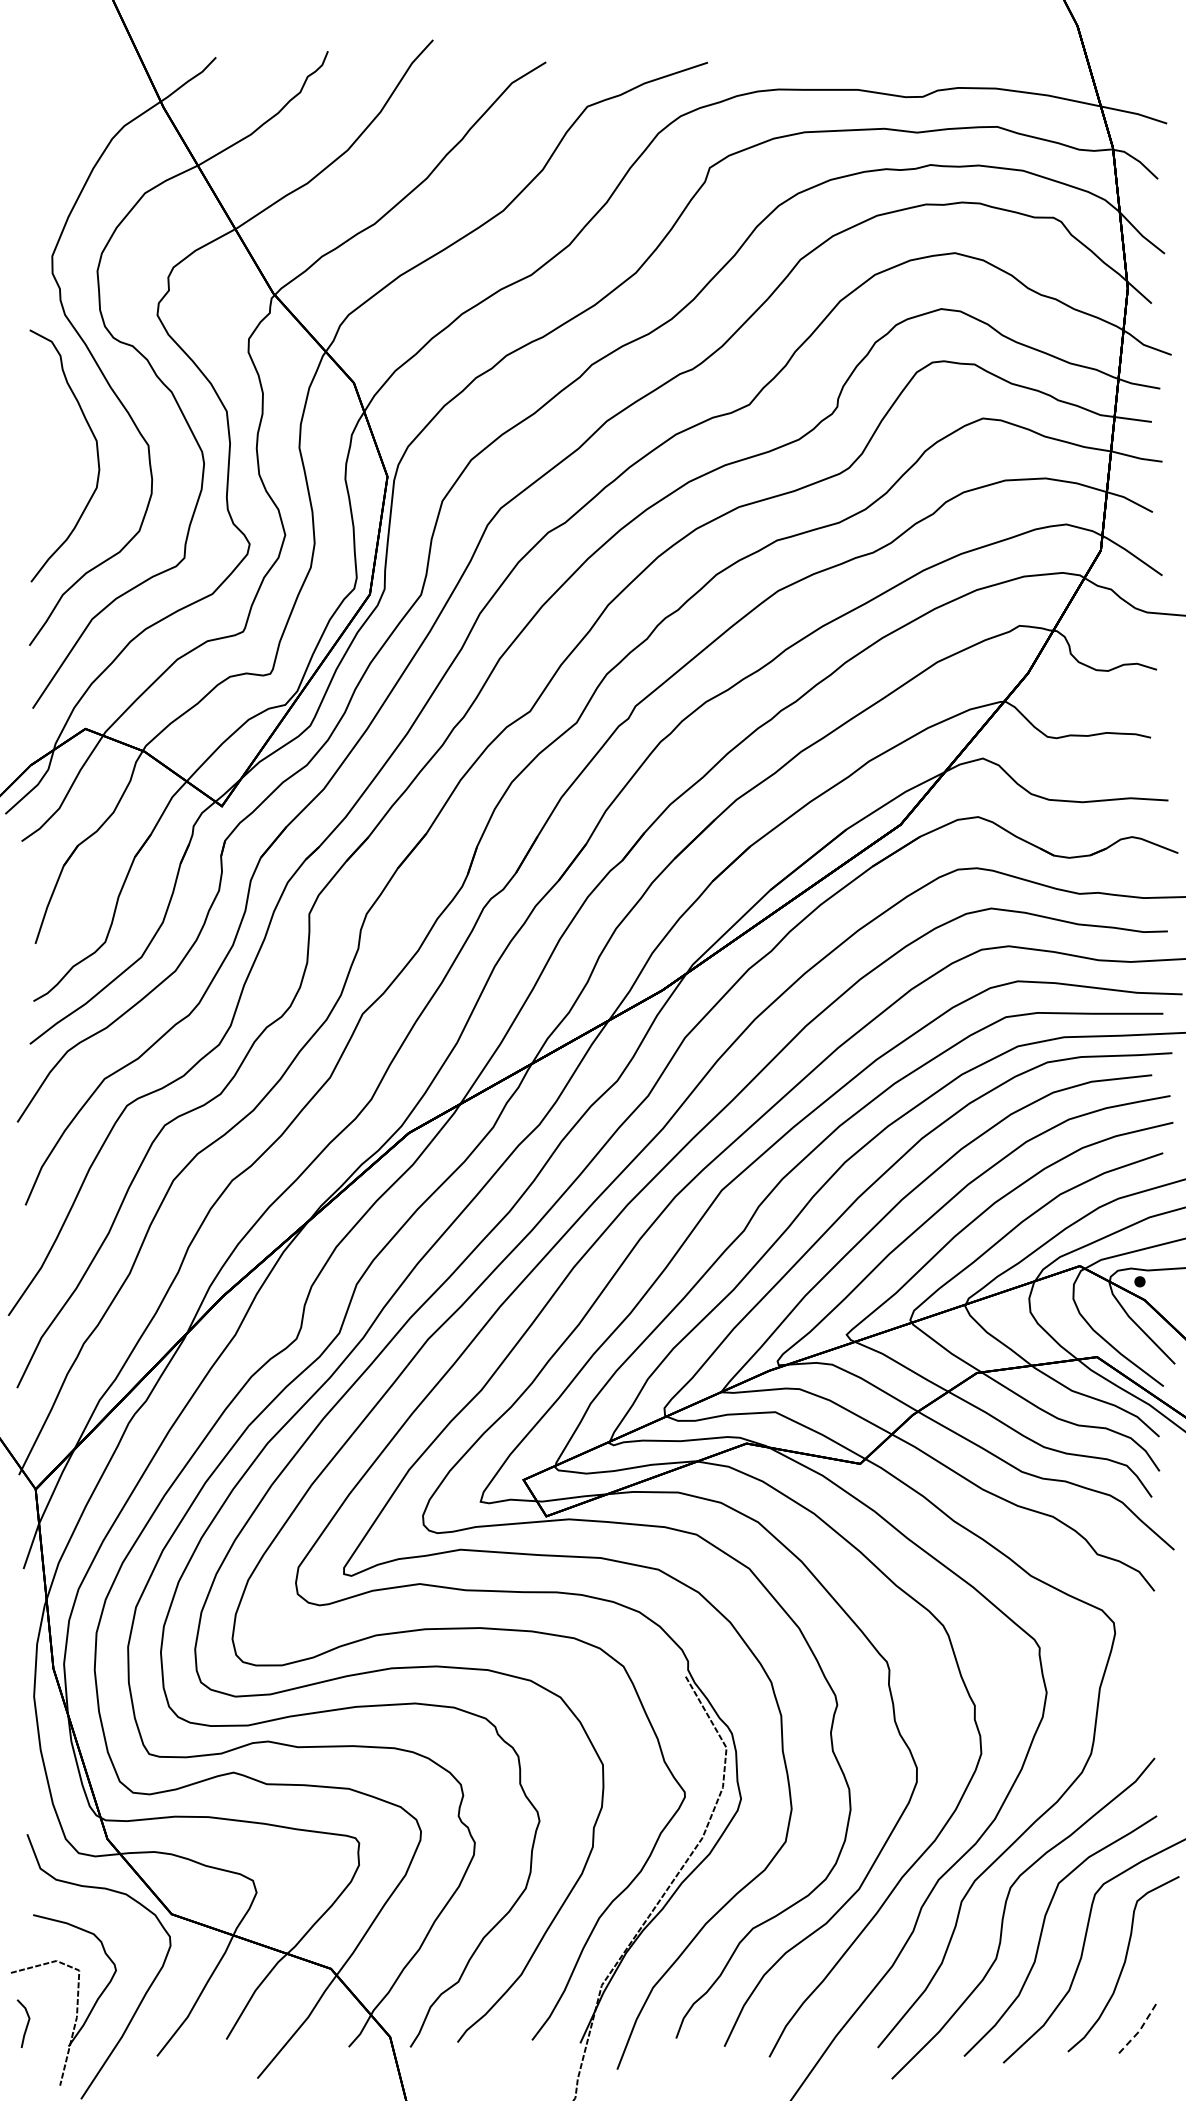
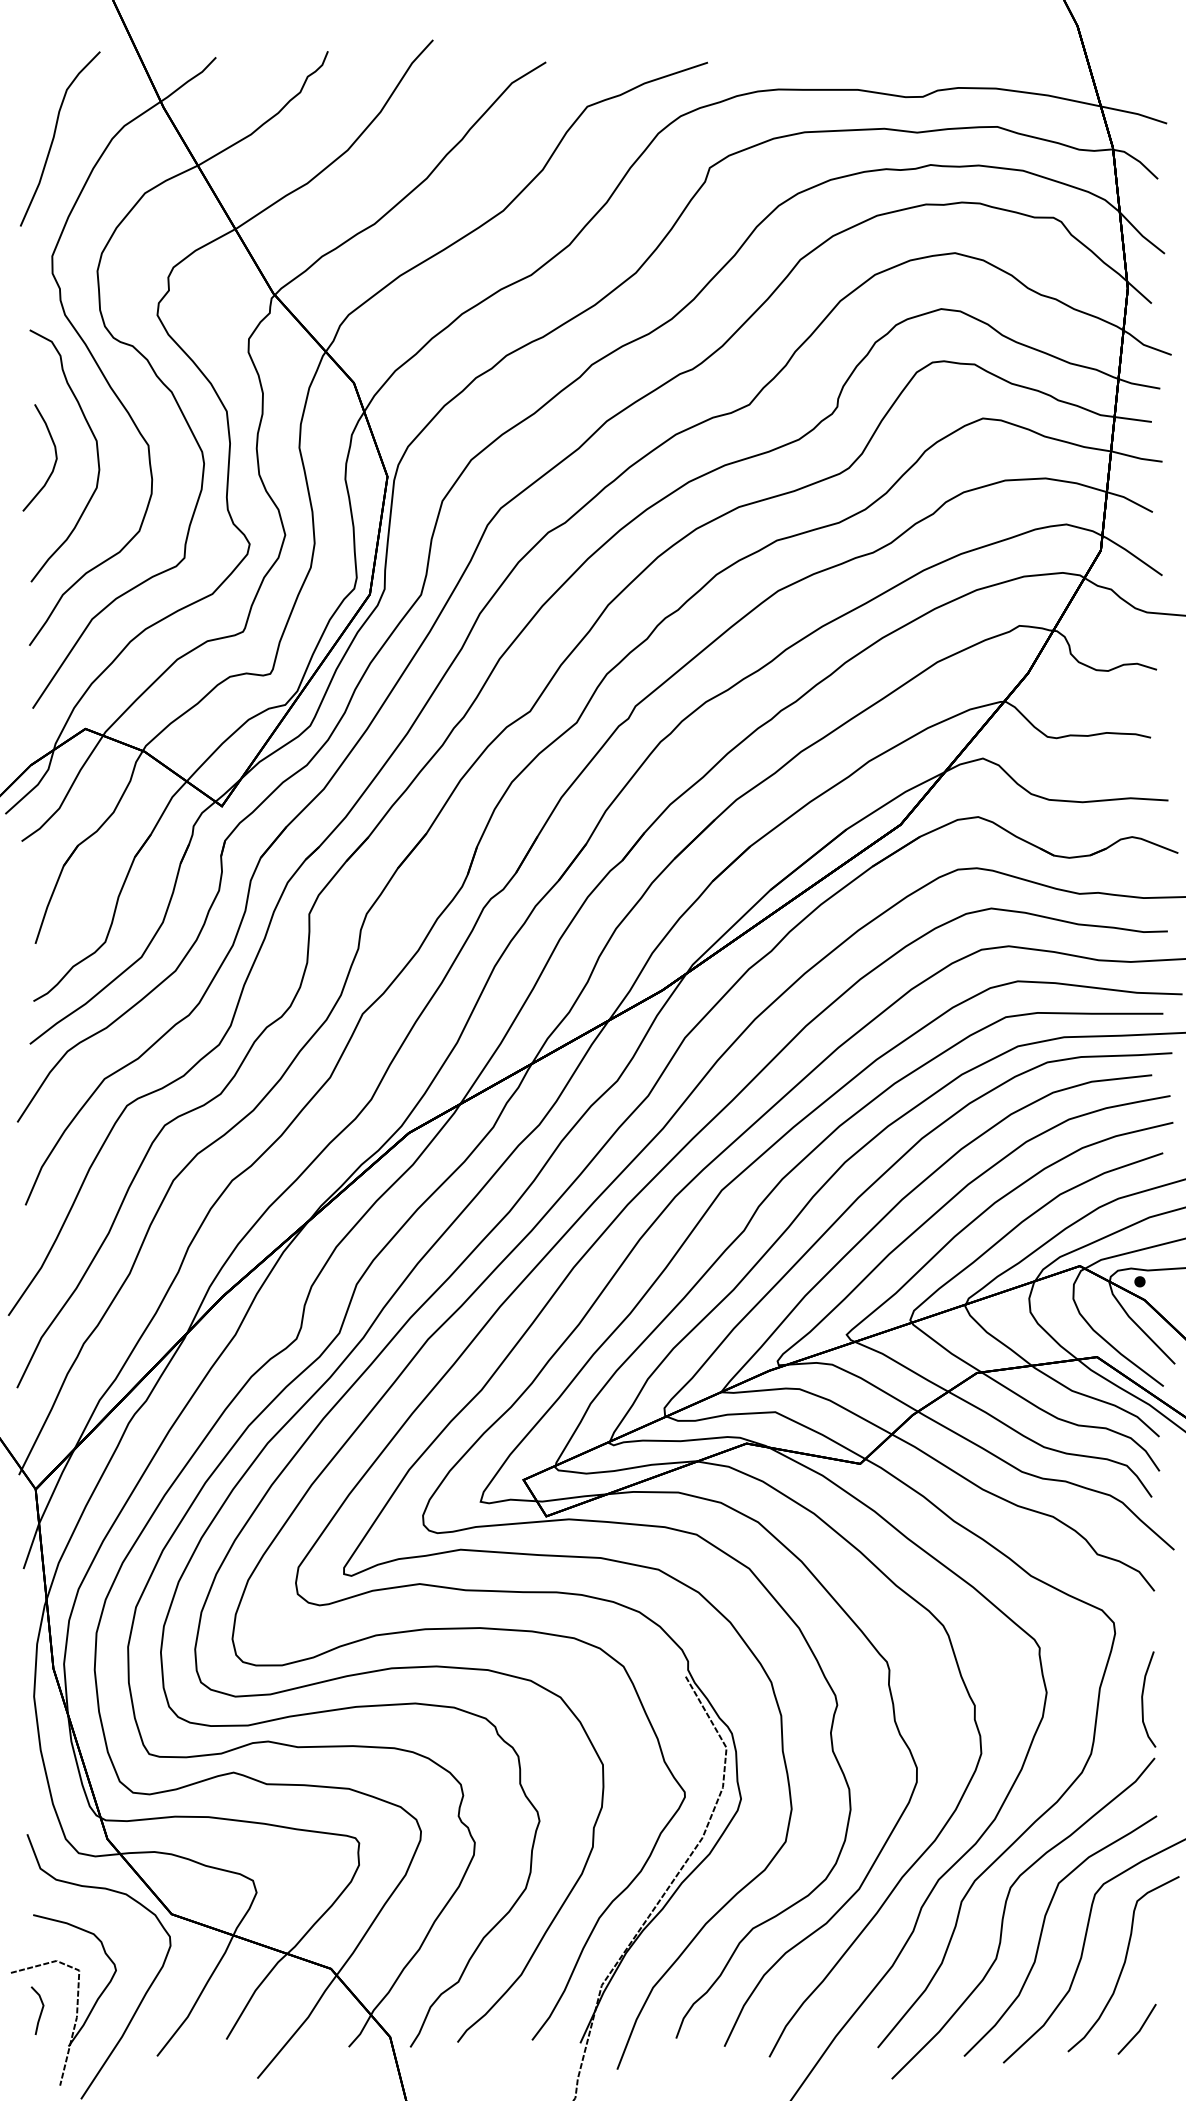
curve: none -> present (55, 135)
curve: none -> present (54, 462)
curve: none -> present (1143, 1699)
line position: (26, 2024) -> (40, 2011) (40, 2011)
line: dashed -> solid (1139, 2031)
